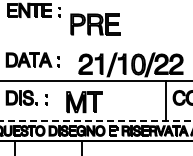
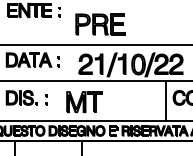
part position: (95, 24) -> (100, 24) (100, 24)
line: none -> present (95, 45)
line: dashed -> solid (96, 120)
